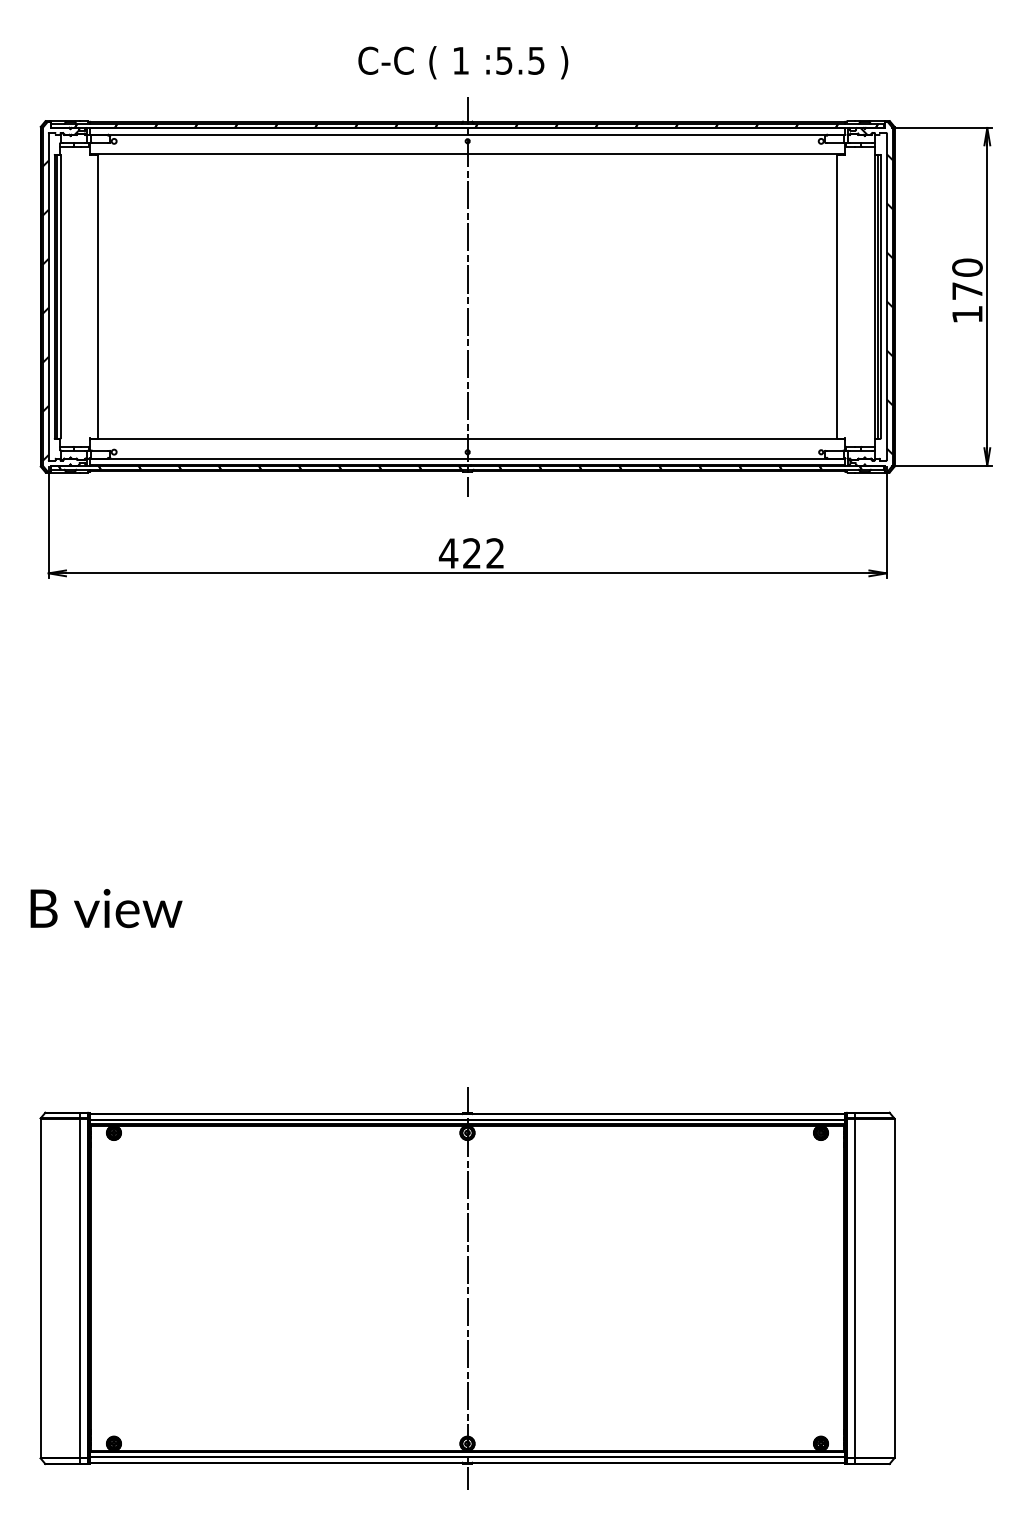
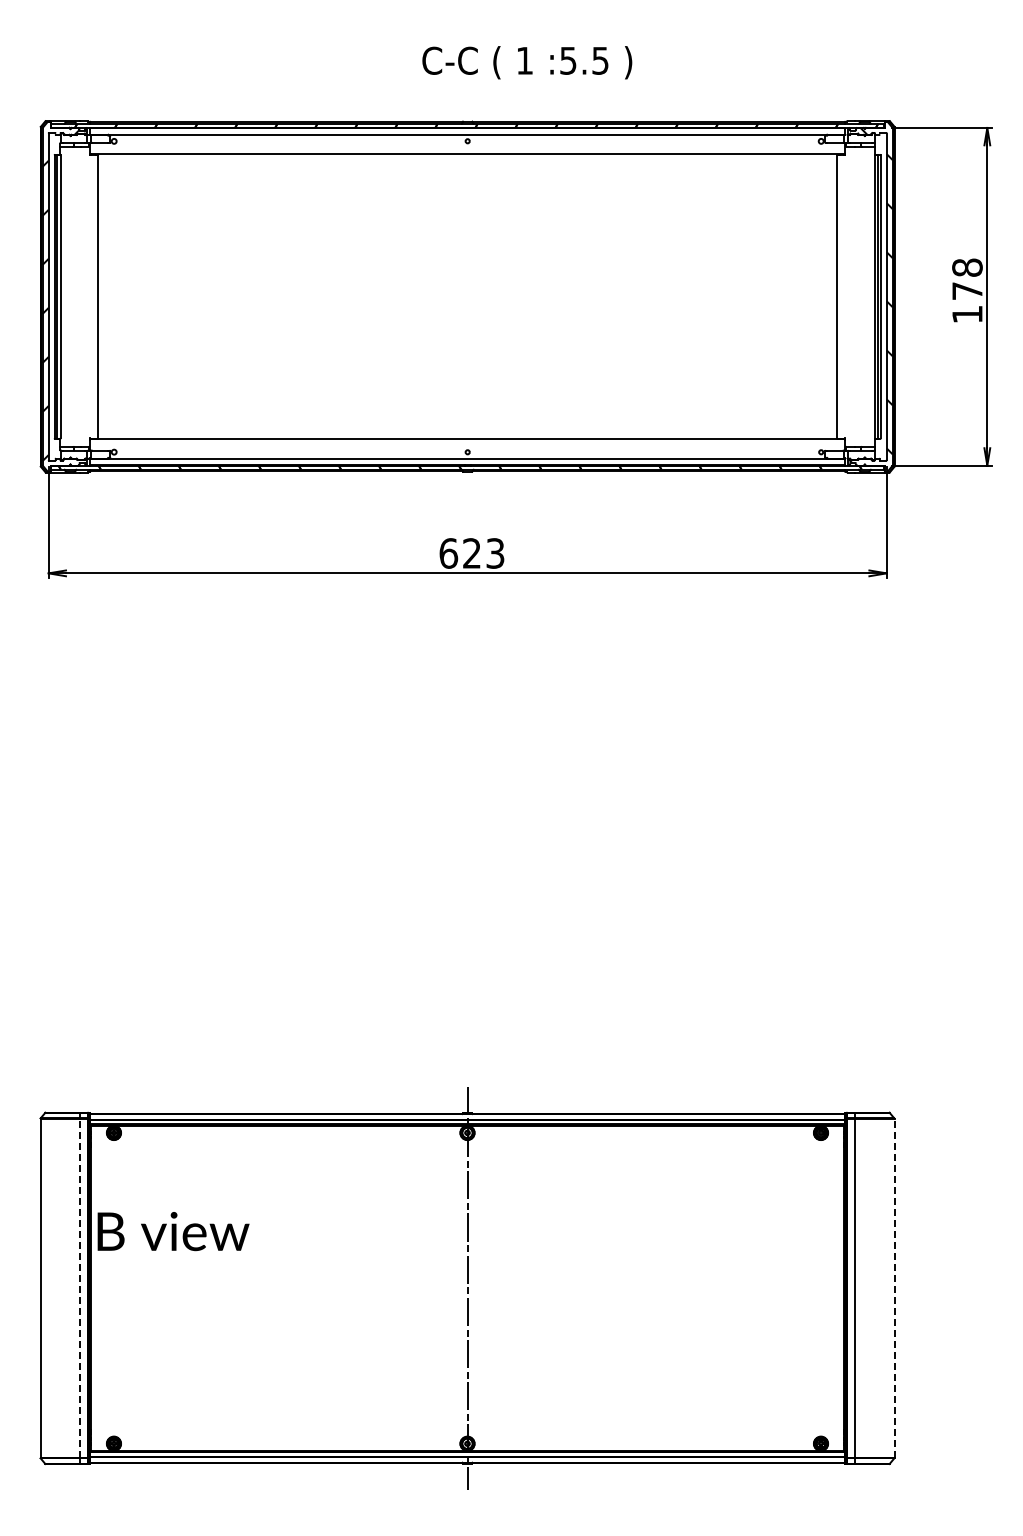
text position: (463, 62) -> (527, 62) (527, 62)
text: 170 -> 178 (967, 267)
line: present -> none (467, 296)
text: 422 -> 623 (471, 553)
text position: (106, 908) -> (173, 1231) (173, 1231)
line: solid -> dashed (80, 1288)
line: solid -> dashed (894, 1288)
